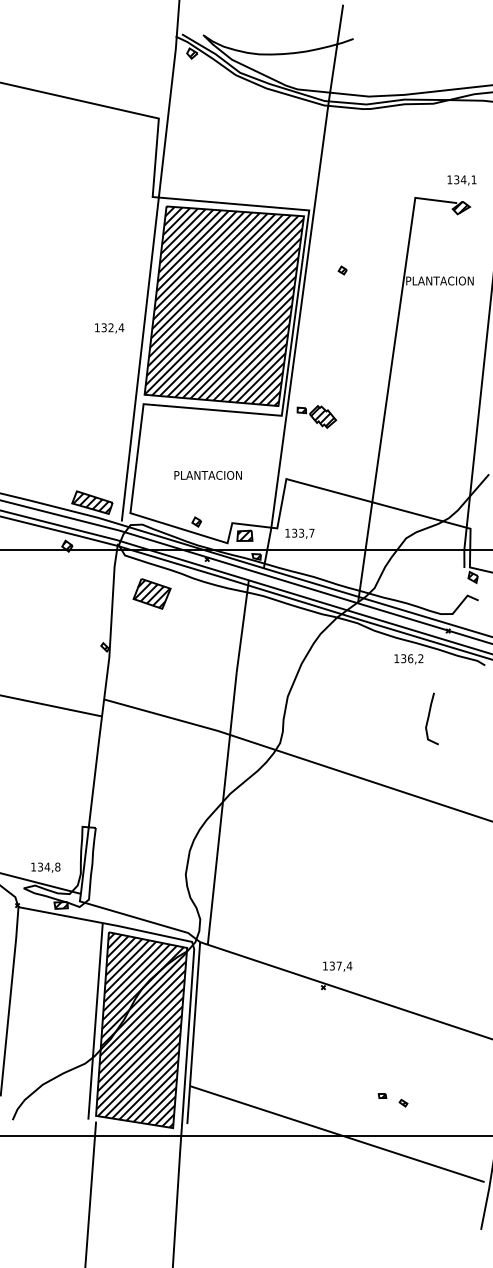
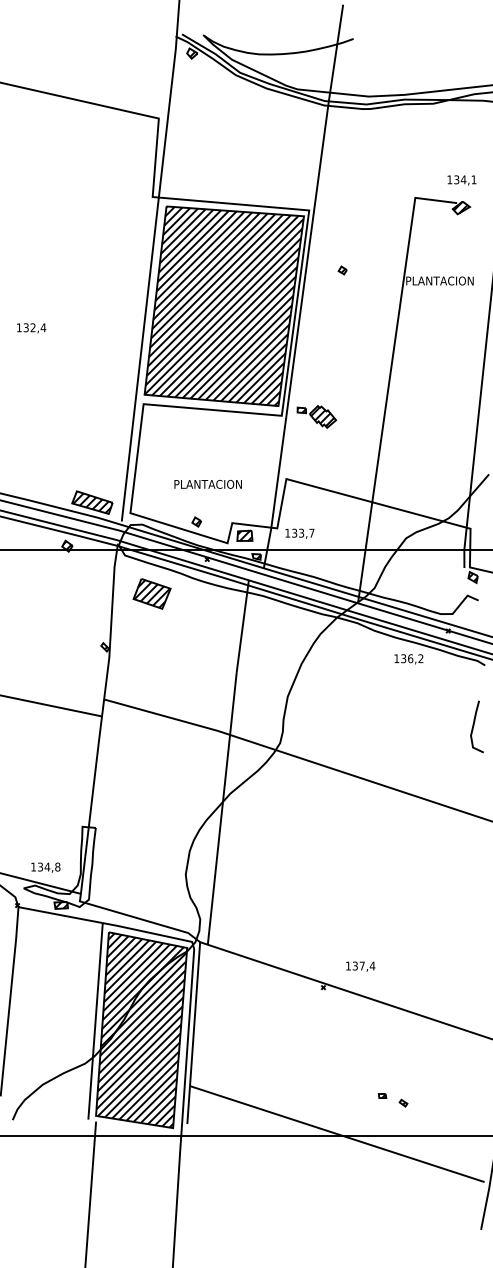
text position: (109, 328) -> (31, 328) (31, 328)
text position: (207, 475) -> (207, 484) (207, 484)
curve position: (429, 718) -> (474, 726) (474, 726)
text position: (337, 966) -> (360, 966) (360, 966)
